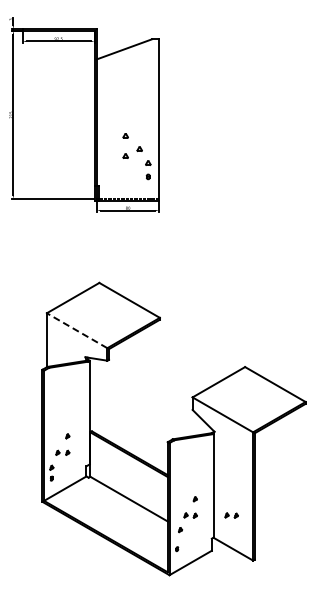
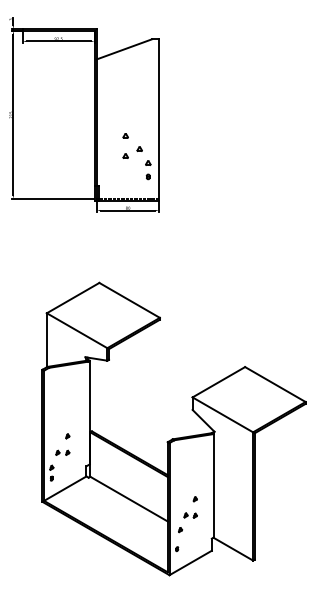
line: dashed -> solid (77, 330)
part: present -> none (231, 515)
